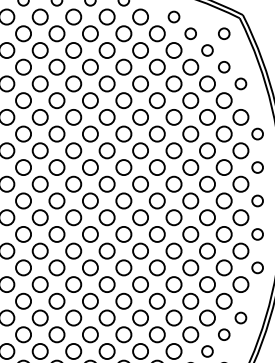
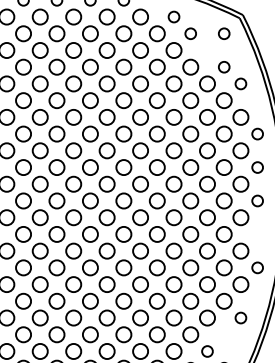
circle: present -> none (207, 50)
circle: present -> none (257, 234)
circle: present -> none (224, 334)
